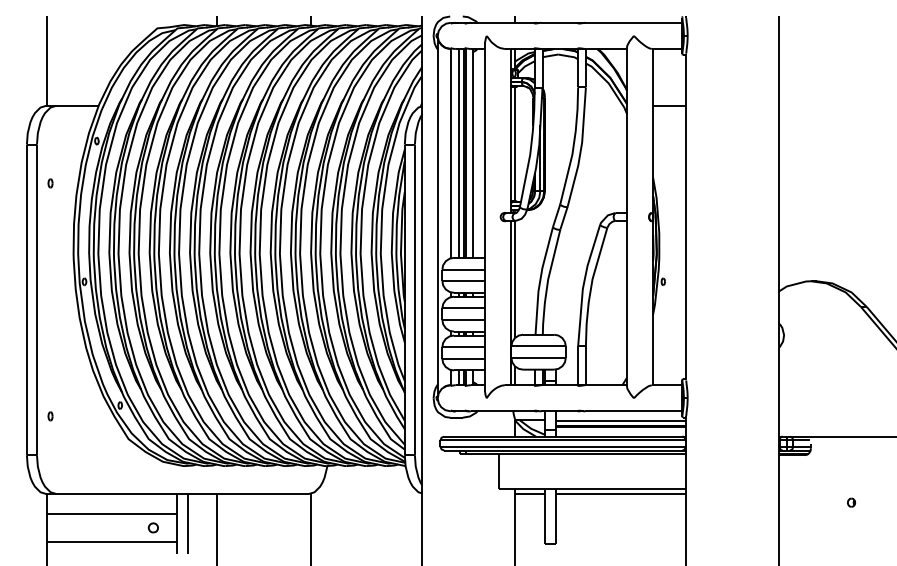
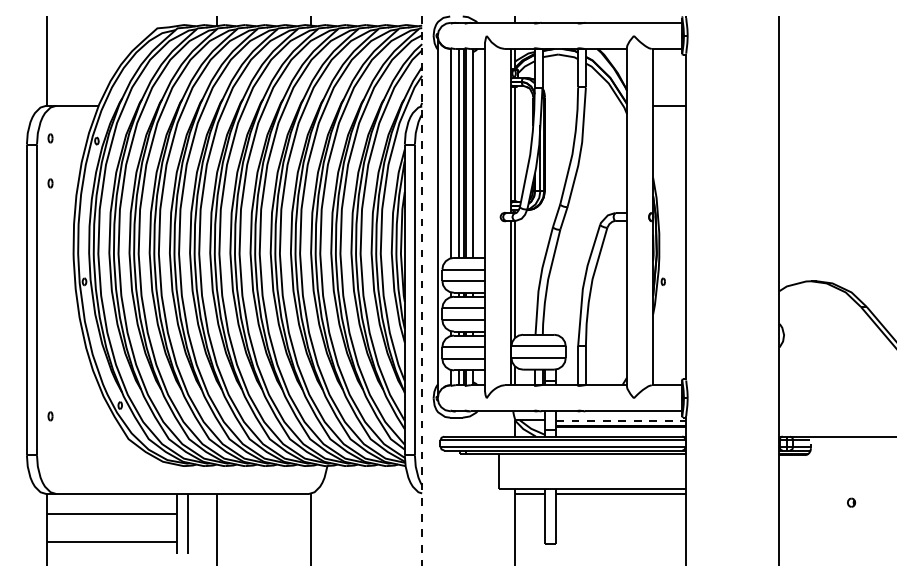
part: none -> present (50, 138)
line: solid -> dashed (422, 291)
line: solid -> dashed (621, 421)
part: present -> none (152, 527)
